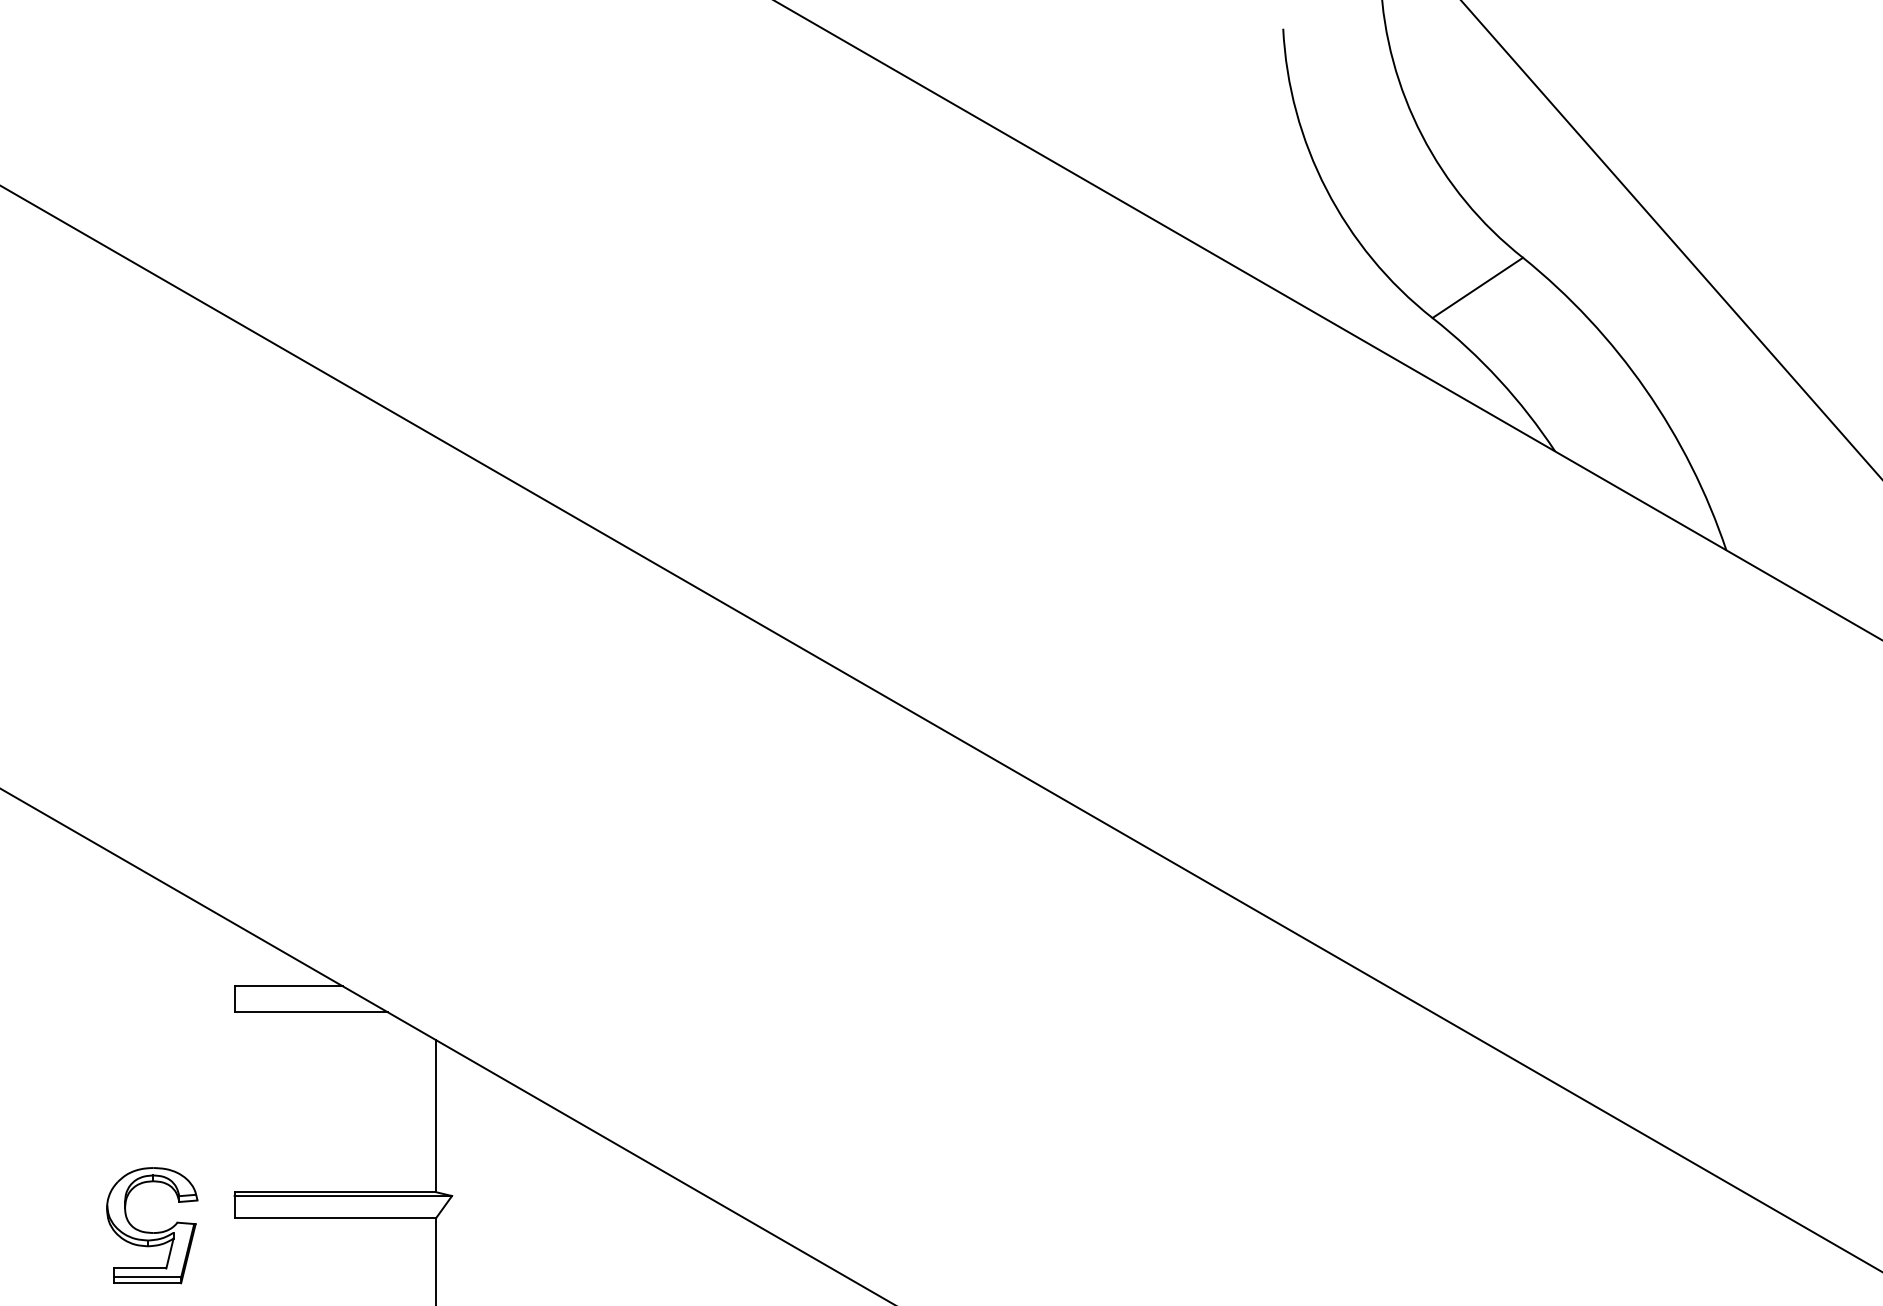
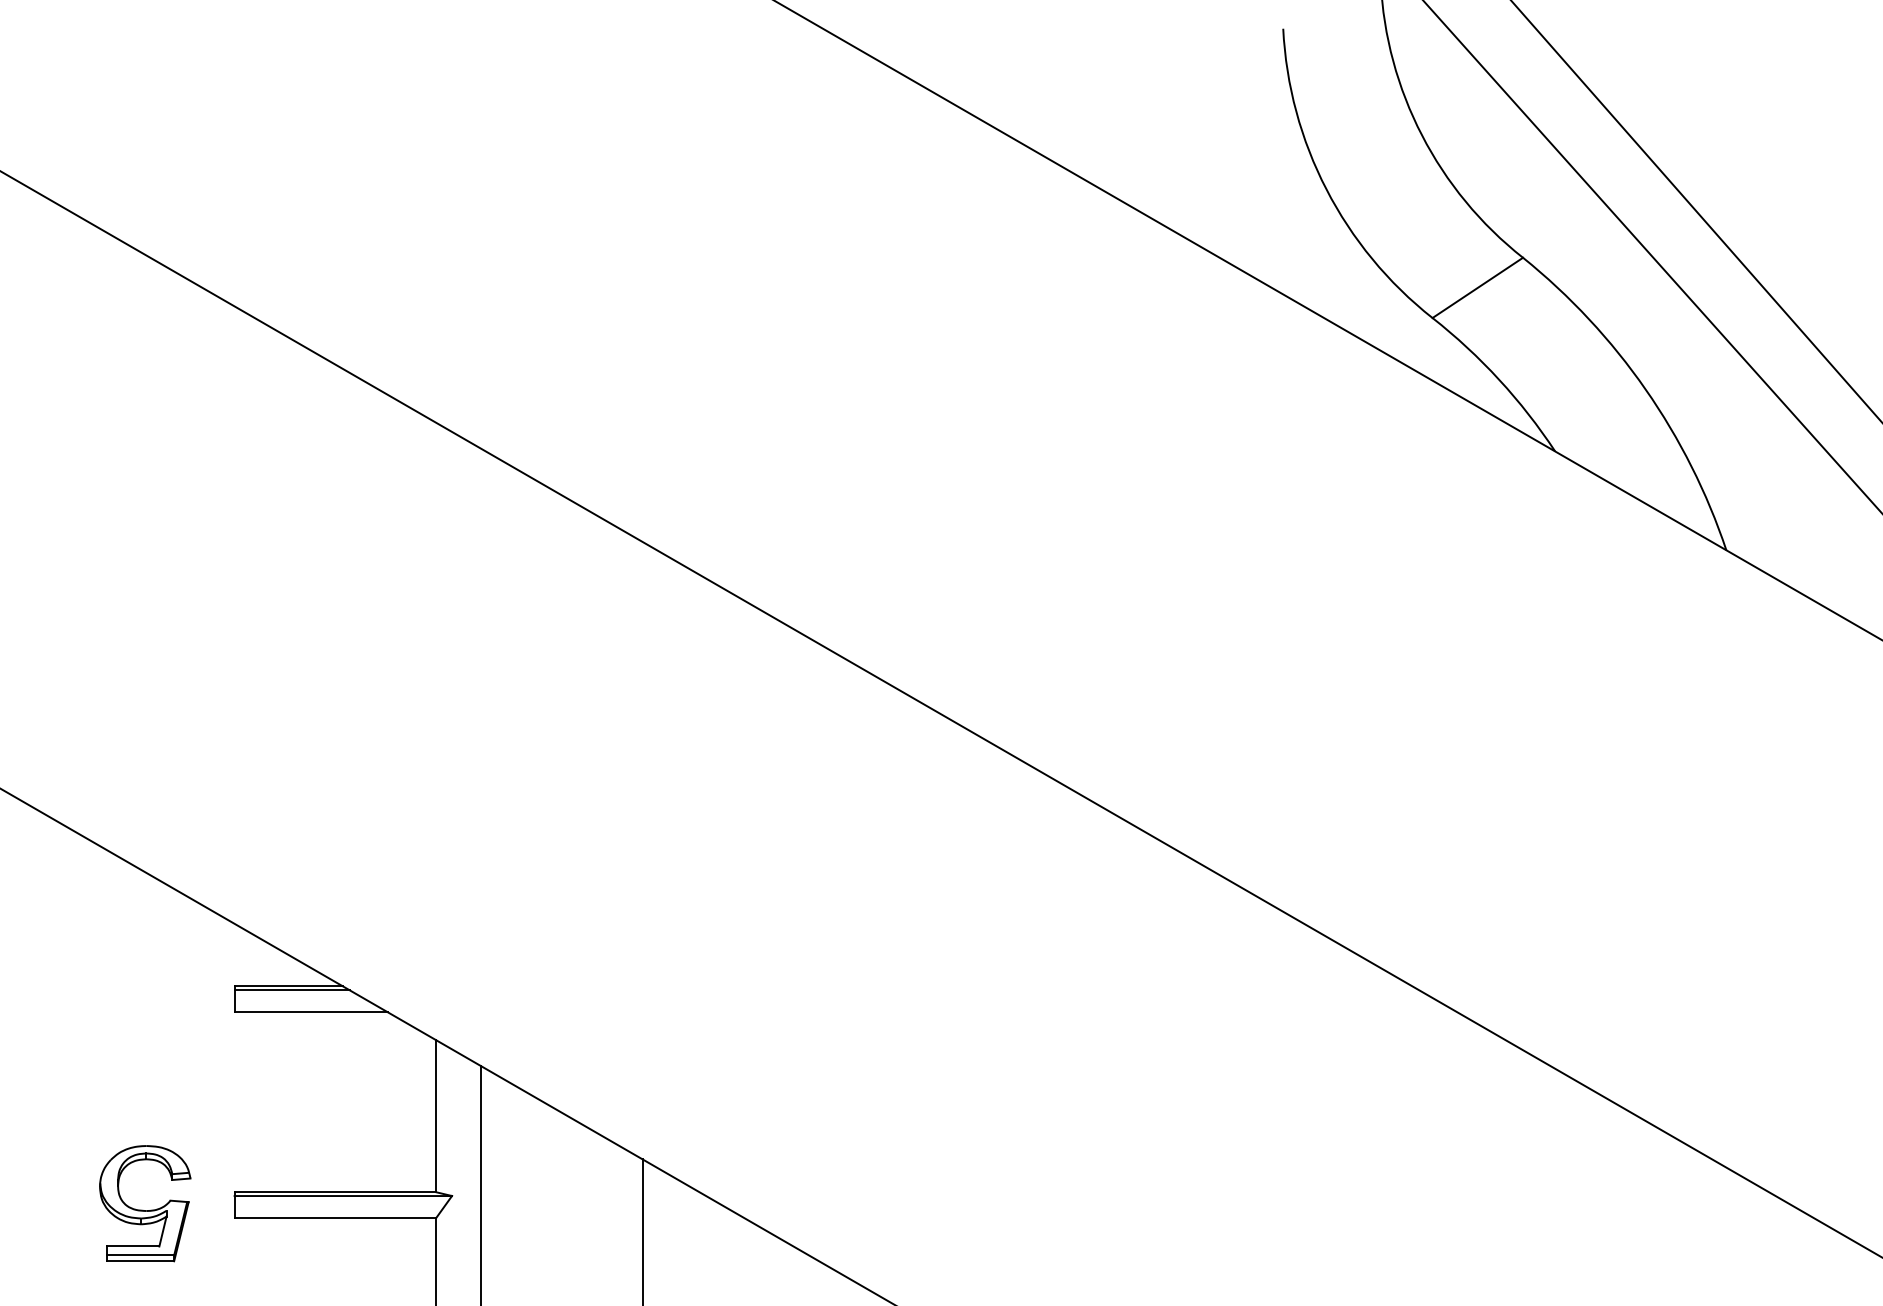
line position: (1670, 239) -> (1695, 210) (1695, 210)
line: none -> present (1651, 256)
line position: (940, 728) -> (940, 713) (940, 713)
line: none -> present (291, 990)
line: none -> present (480, 1183)
line: none -> present (642, 1230)
part position: (149, 1231) -> (142, 1209) (142, 1209)
